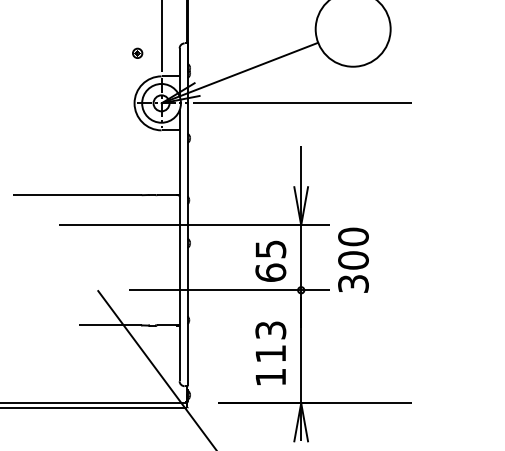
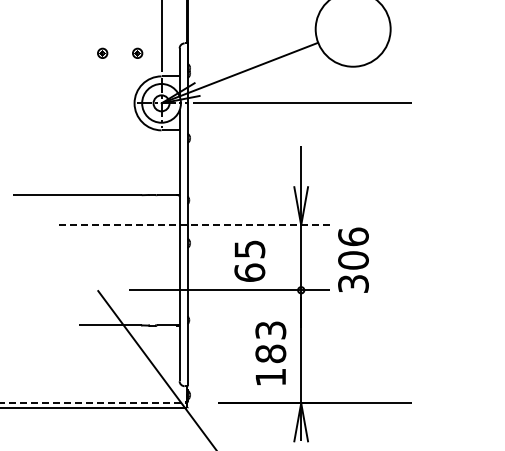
part: none -> present (102, 52)
line: solid -> dashed (195, 225)
text: 300 -> 306 (353, 236)
text position: (270, 260) -> (249, 260) (249, 260)
text: 113 -> 183 (270, 353)
line: solid -> dashed (96, 403)
